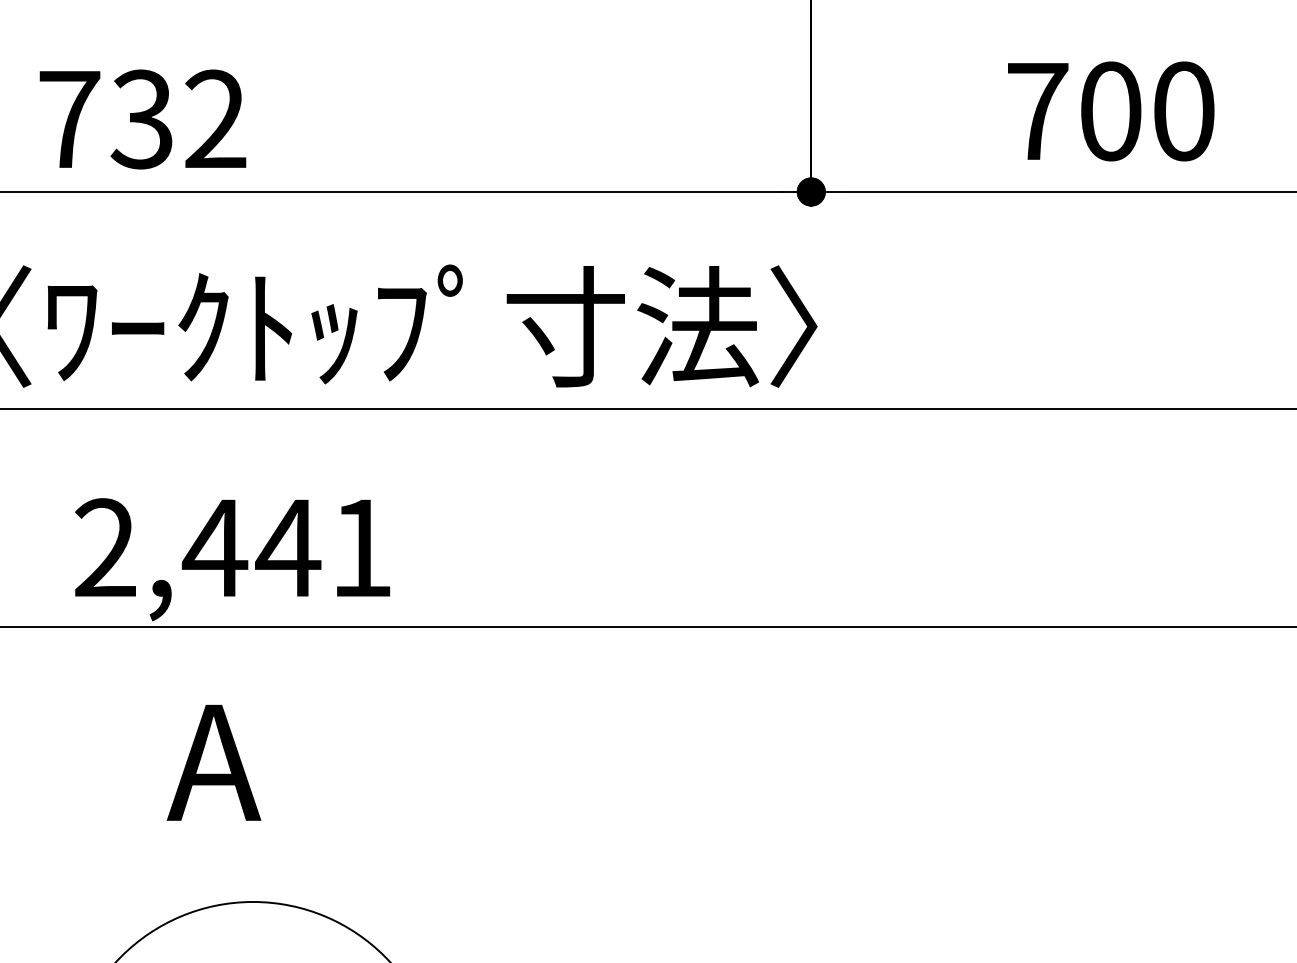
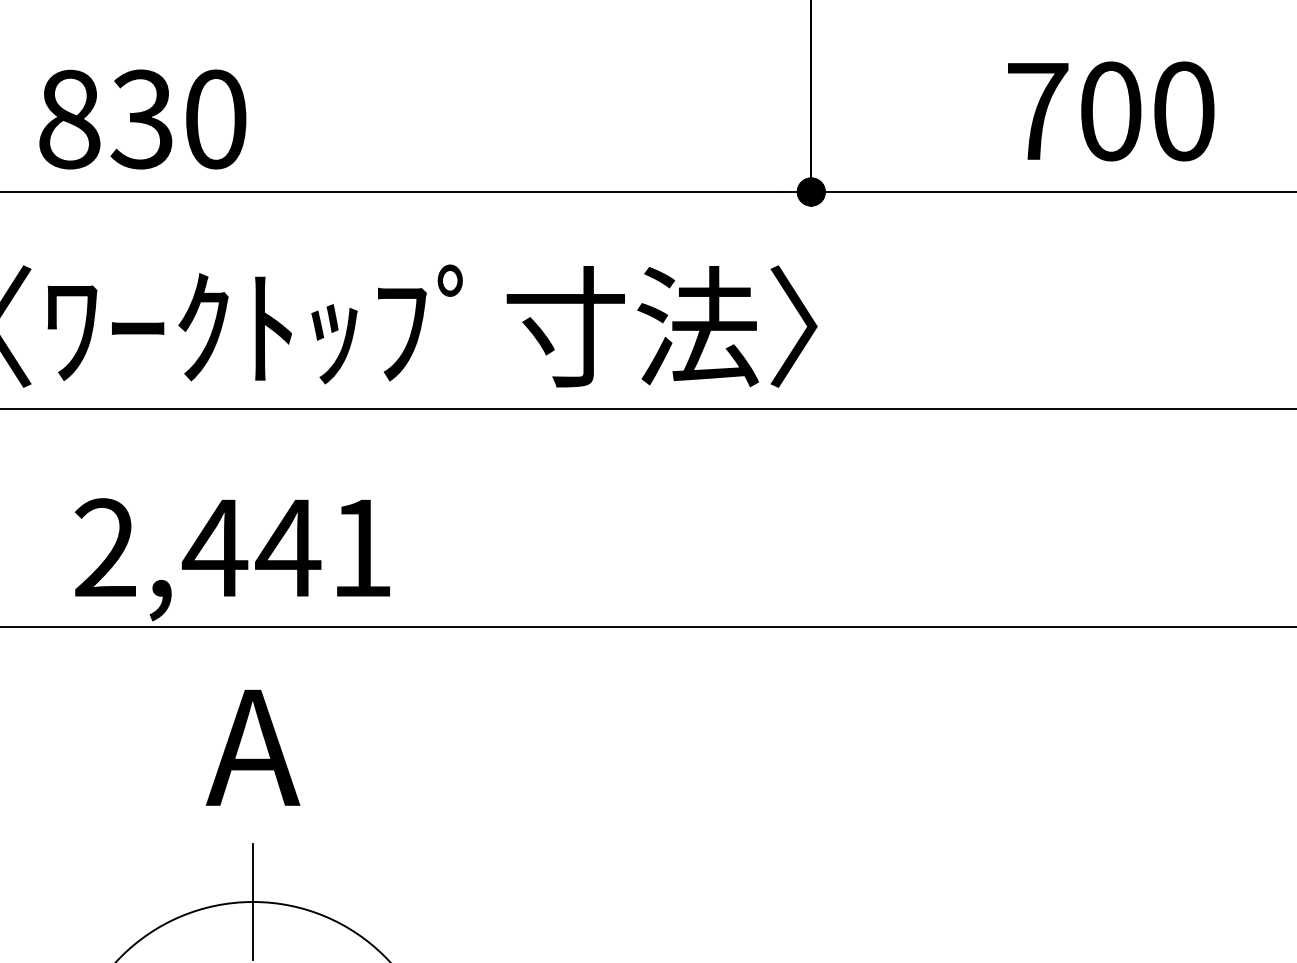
text: 732 -> 830 (142, 119)
text position: (213, 762) -> (252, 747) (252, 747)
line: none -> present (253, 901)
